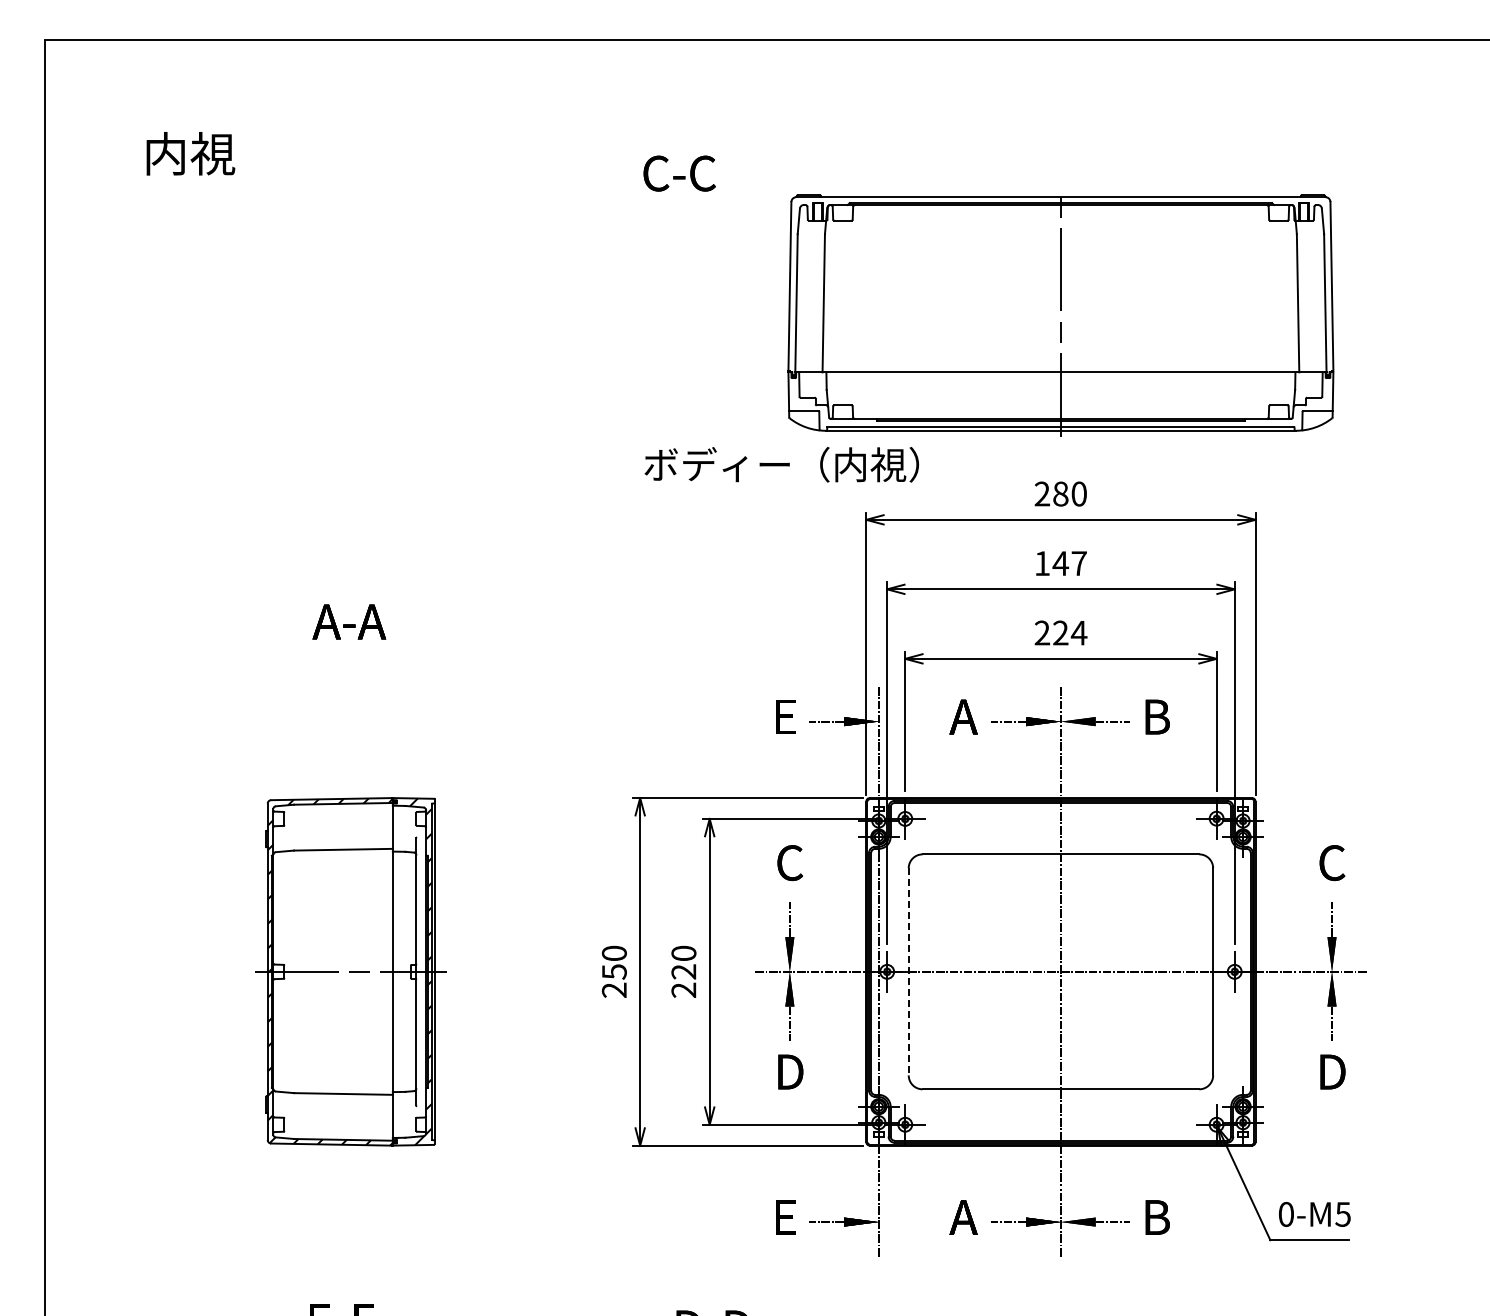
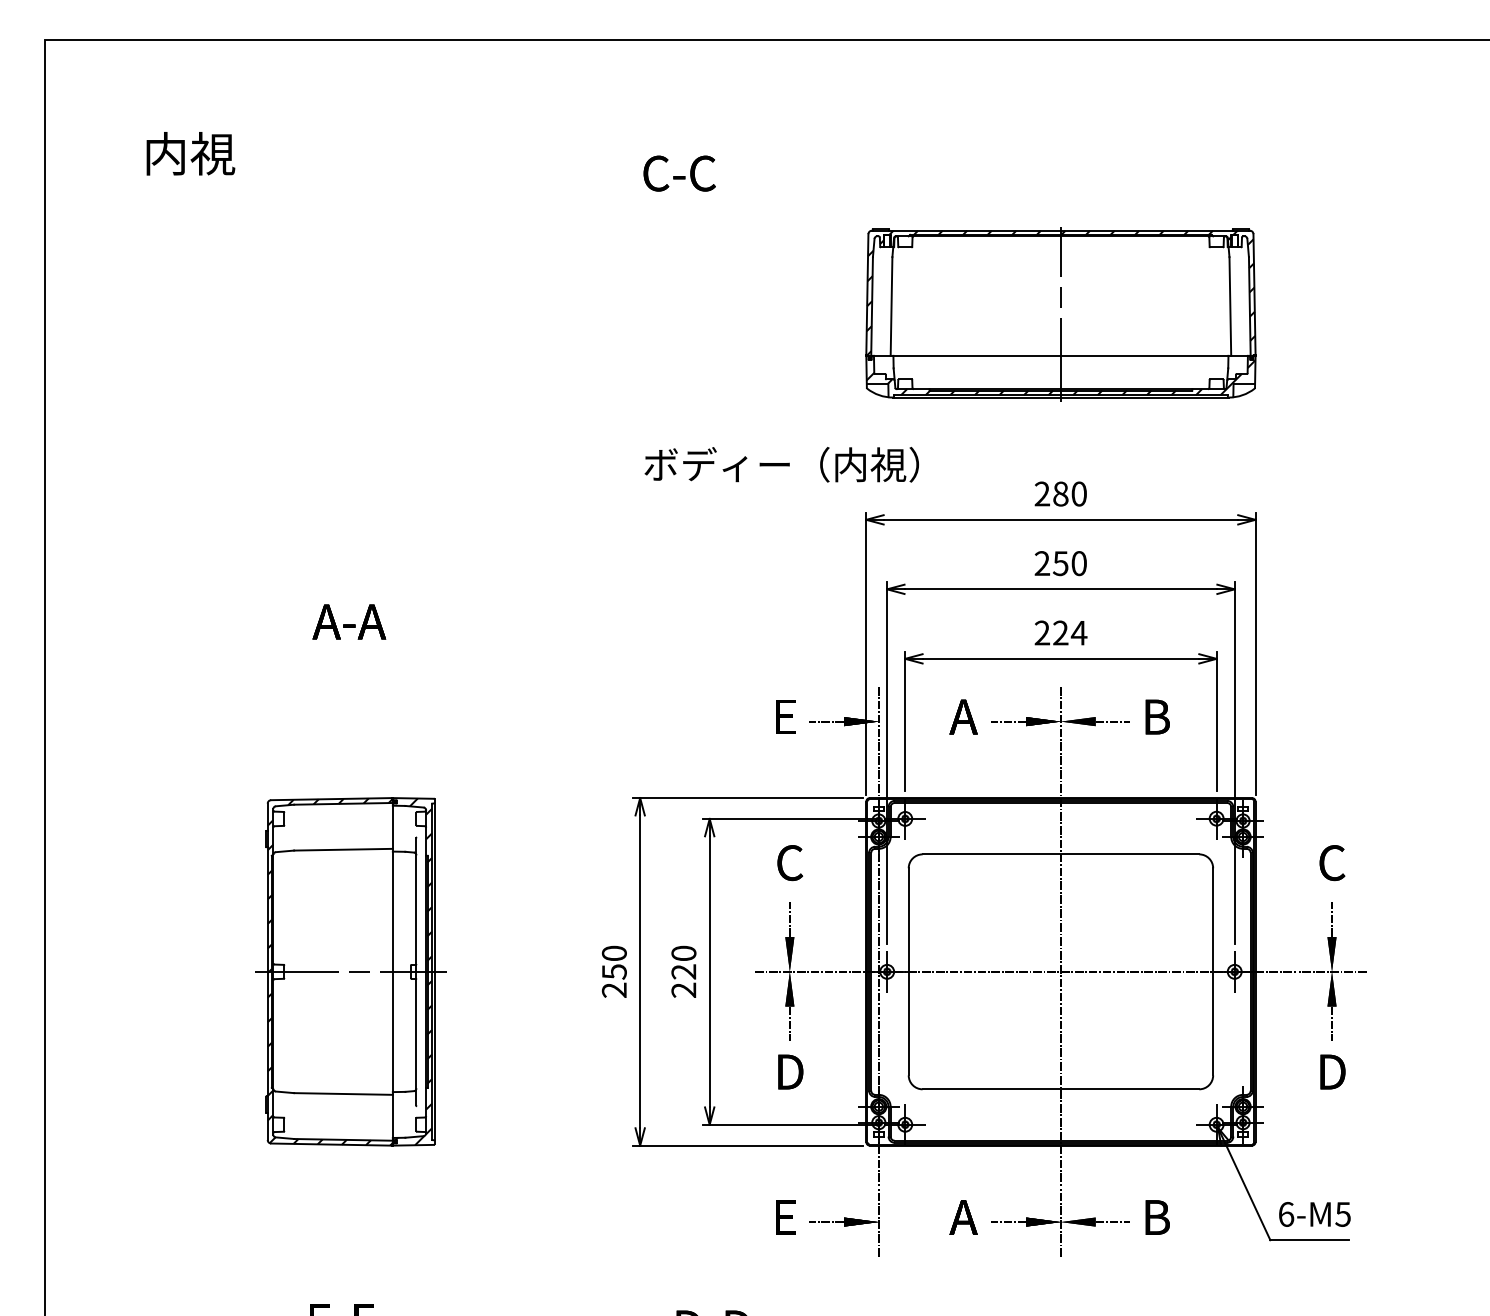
part size: 548x243 px -> 392x175 px (1060, 314)
text: 147 -> 250 (1060, 563)
line: dashed -> solid (908, 971)
text: 0-M5 -> 6-M5 (1286, 1213)
